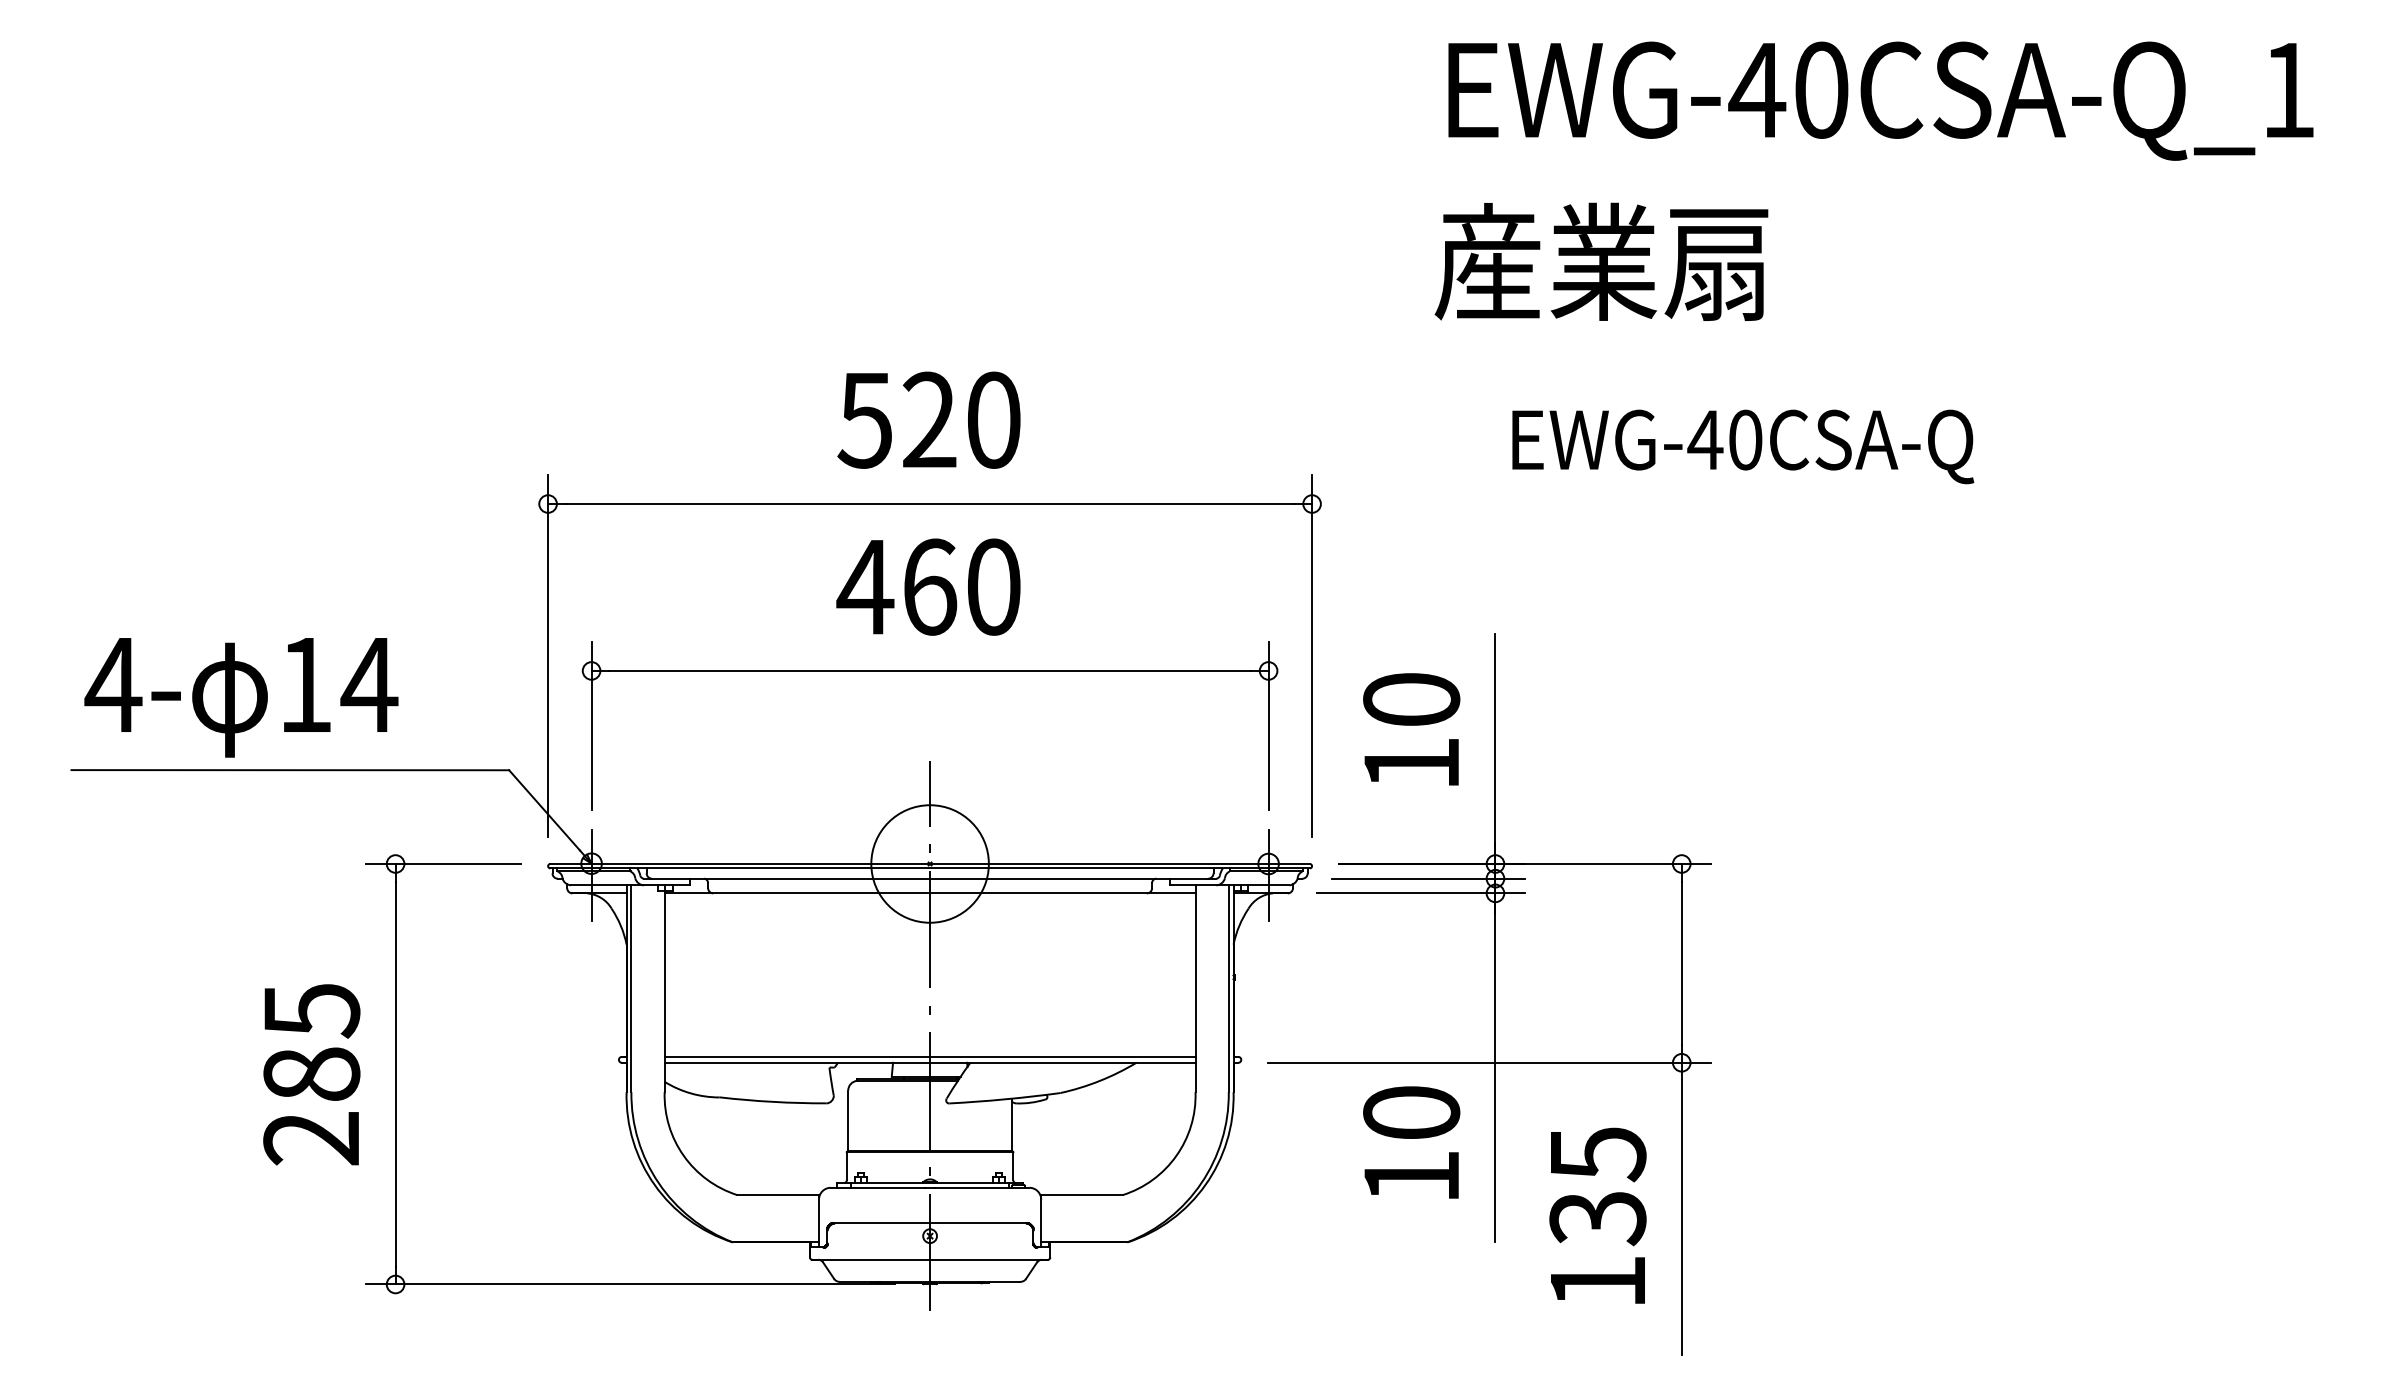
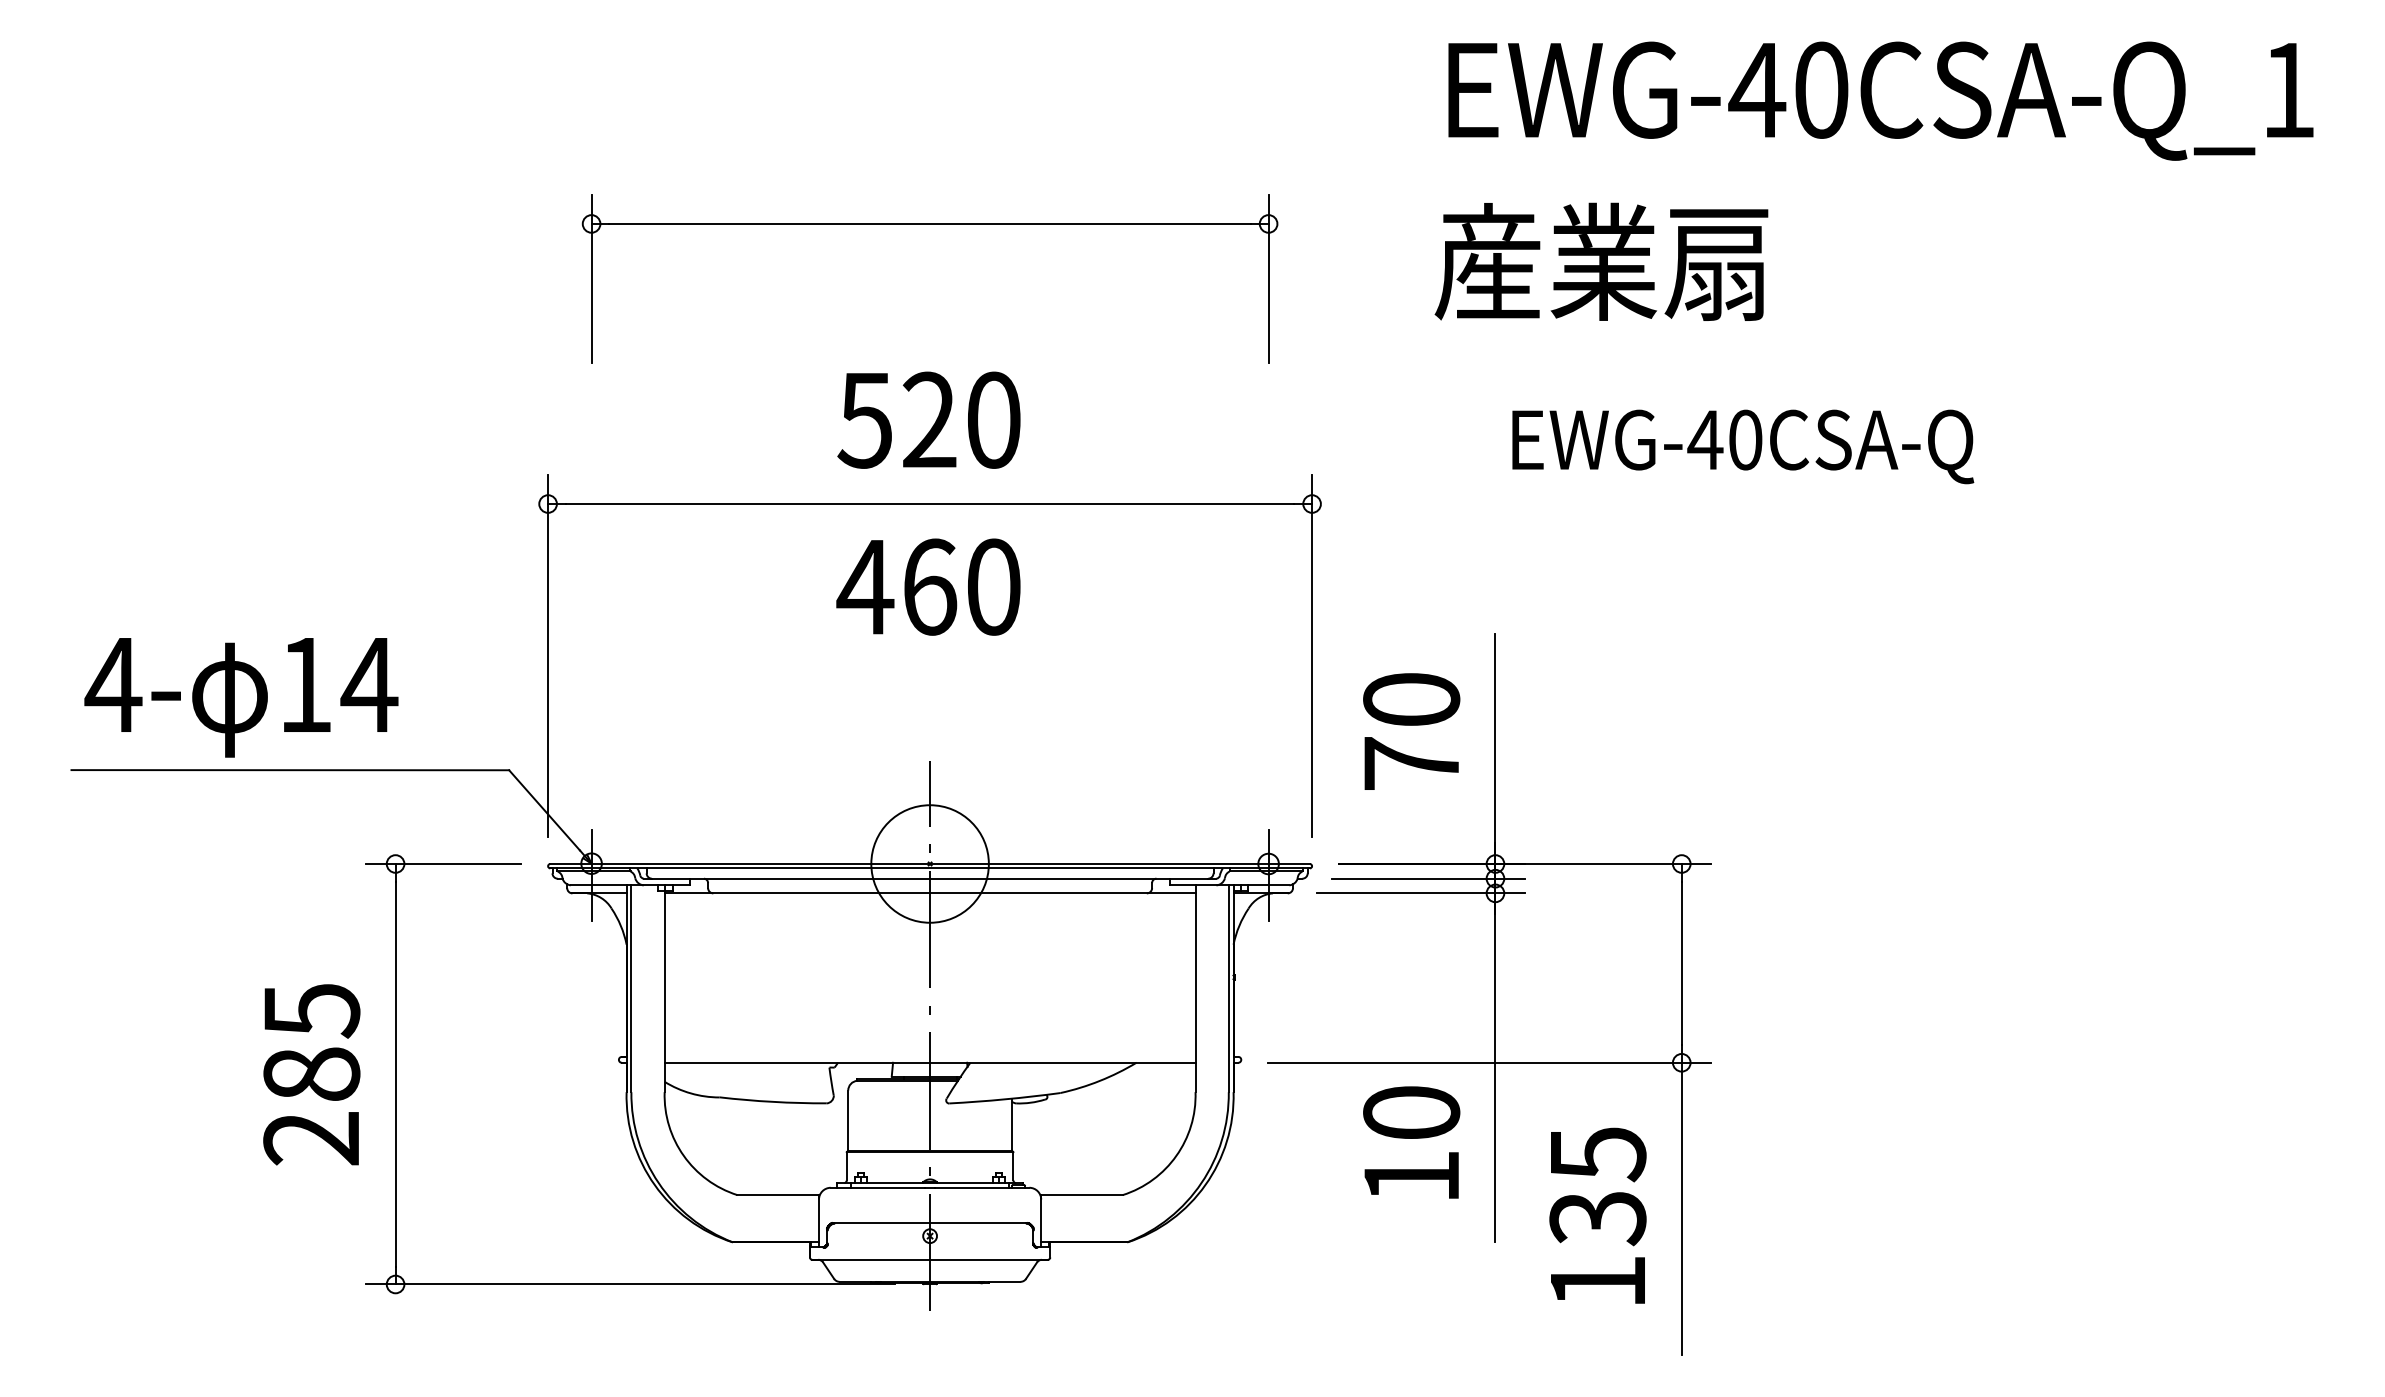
part position: (929, 671) -> (929, 224) (929, 224)
text: 10 -> 70 (1411, 763)
line: present -> none (929, 1056)
